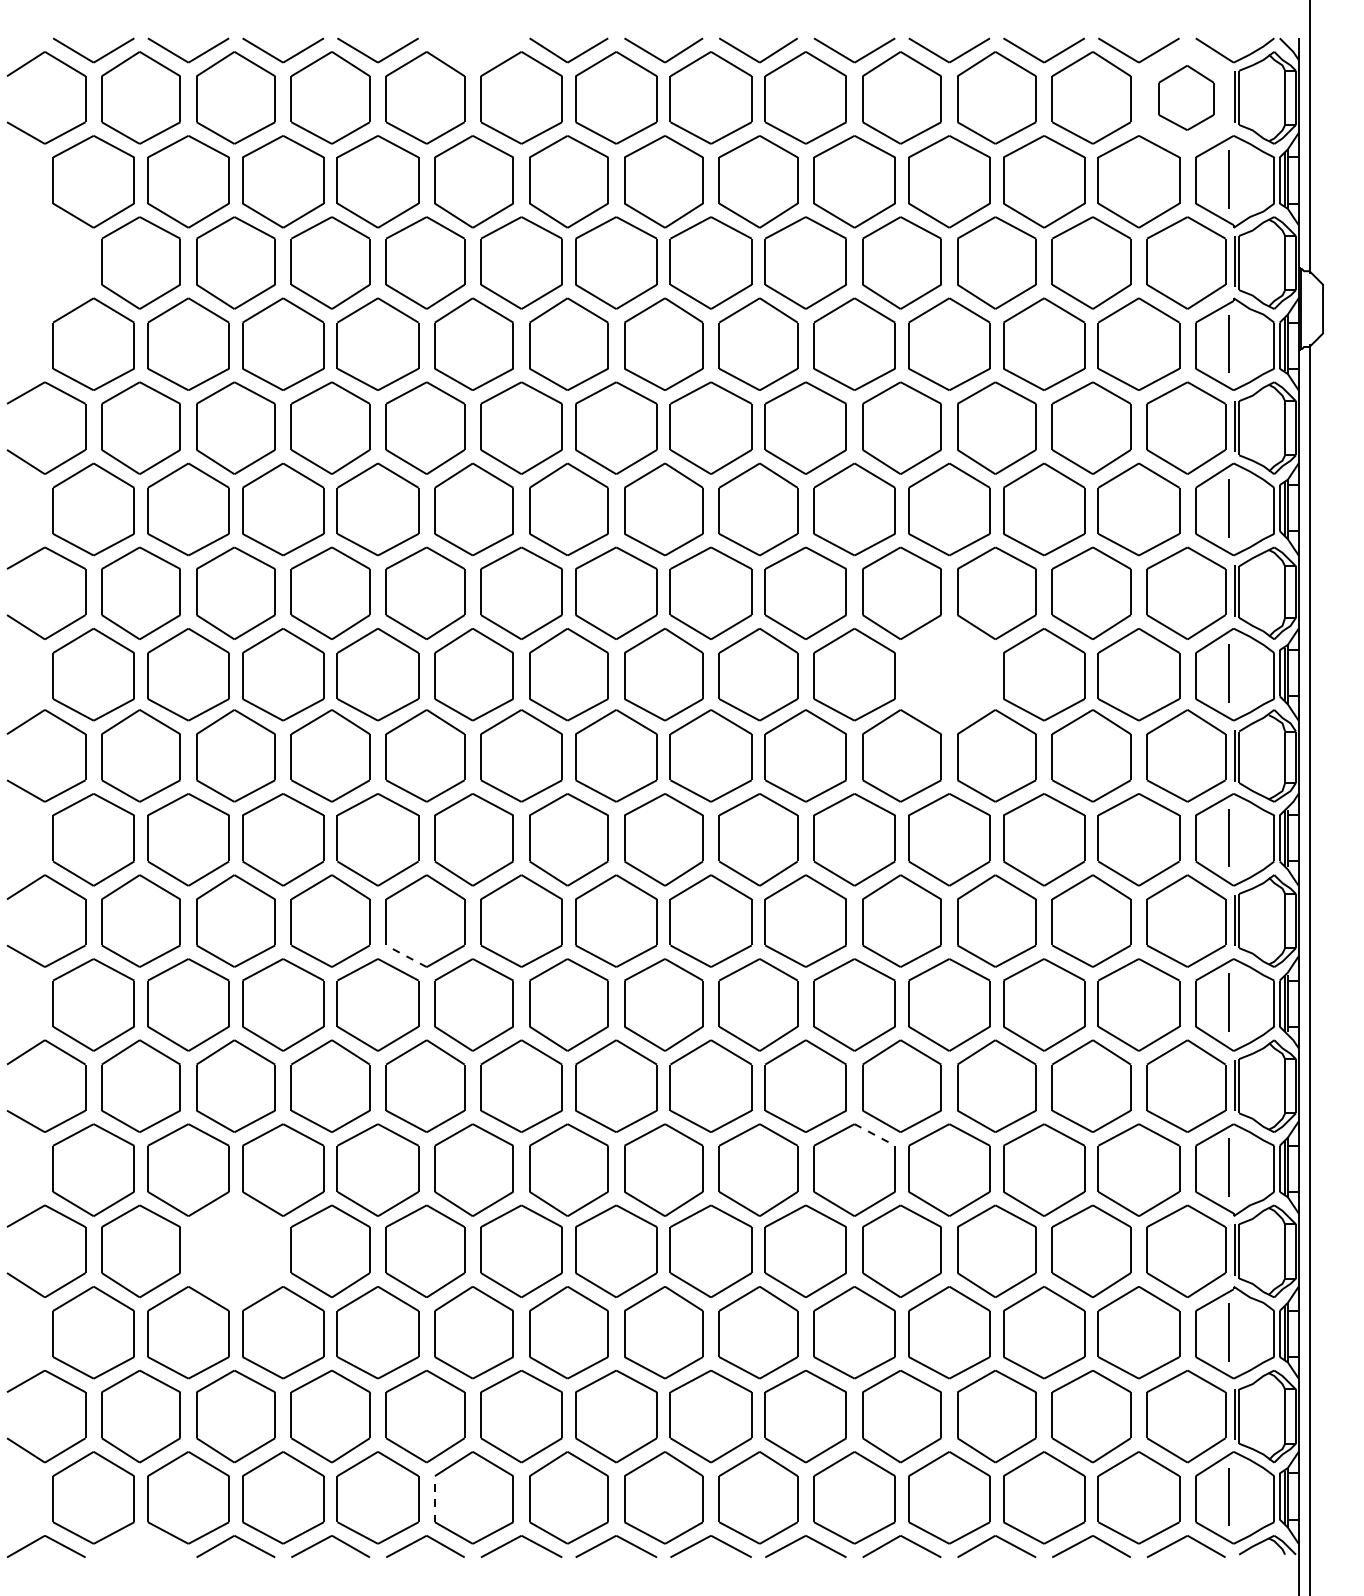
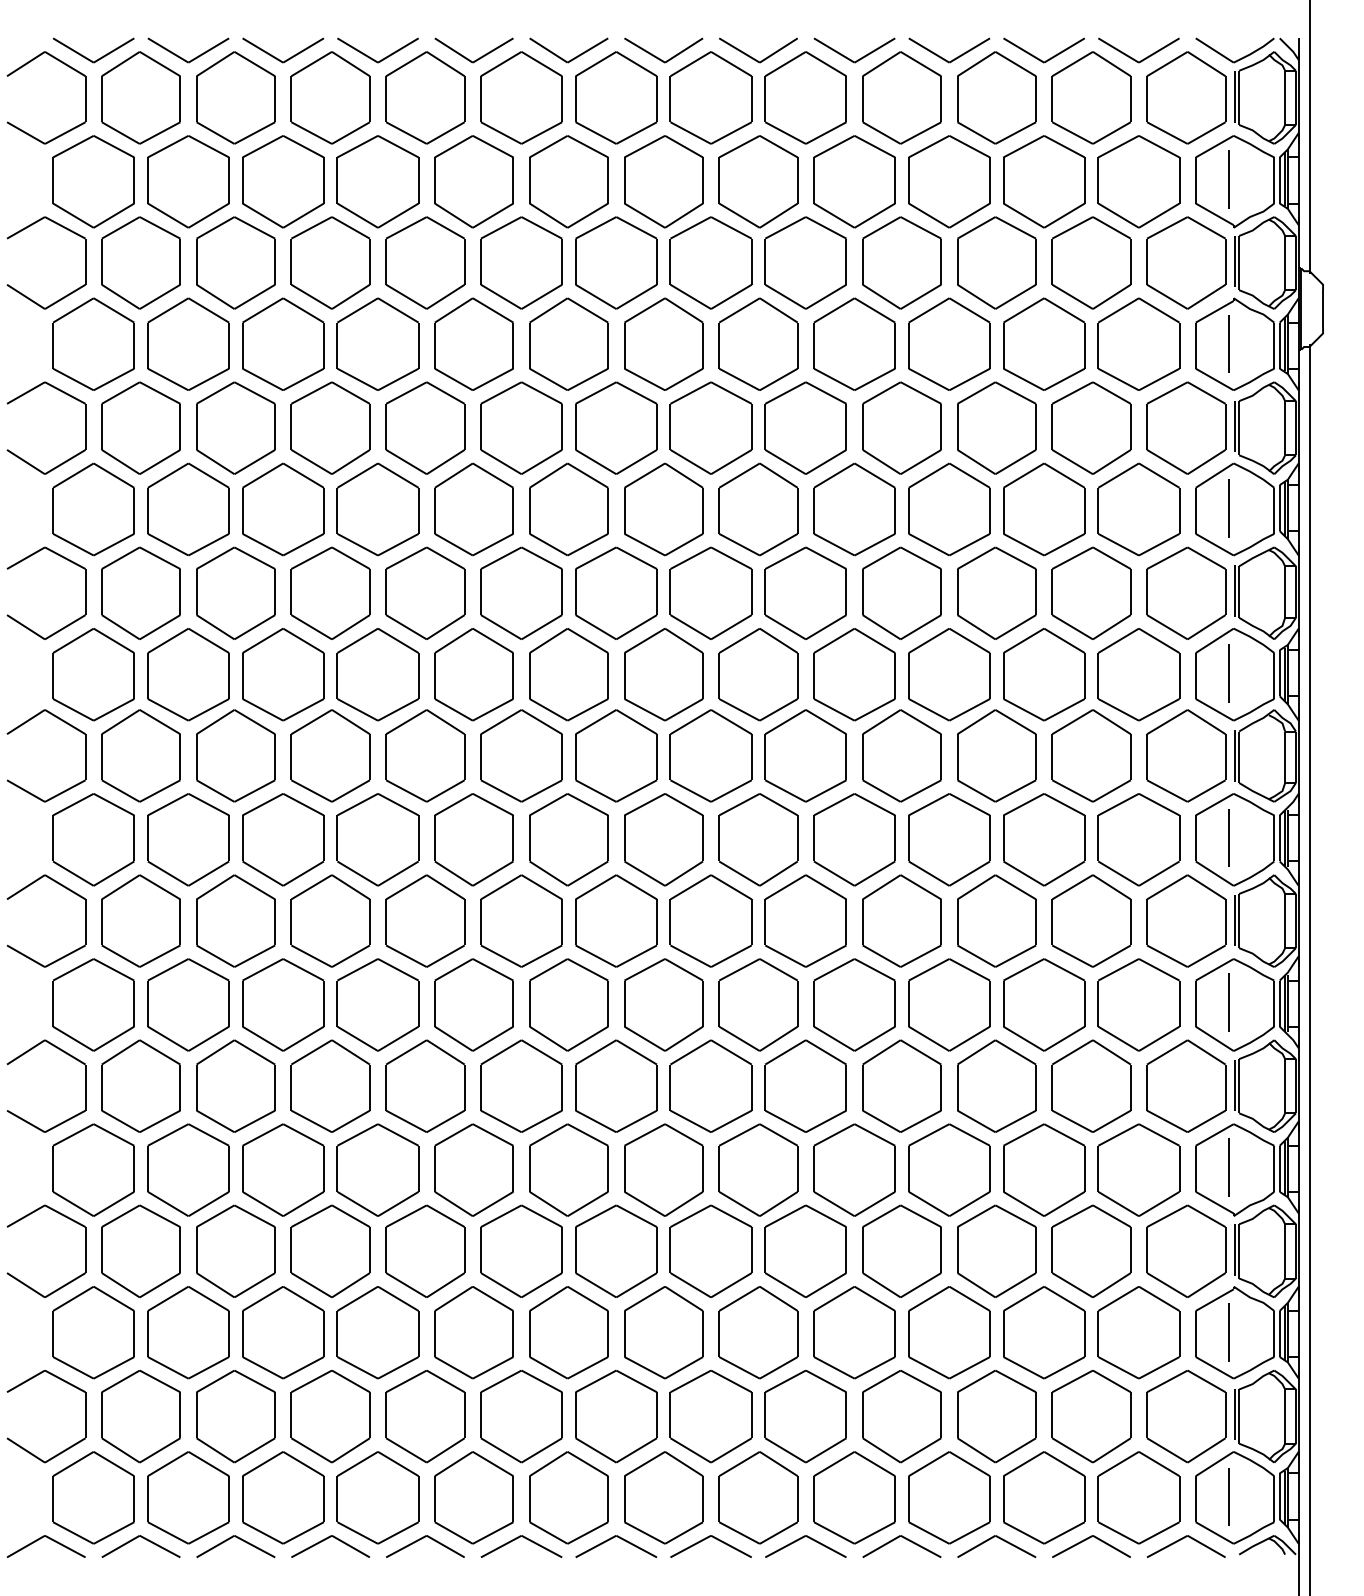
part: none -> present (477, 58)
part size: 57x66 px -> 81x94 px (1186, 97)
part: none -> present (68, 293)
part: none -> present (949, 674)
line: dashed -> solid (406, 956)
line: dashed -> solid (875, 1135)
part: none -> present (235, 1250)
line: dashed -> solid (434, 1498)
part: none -> present (144, 1539)
